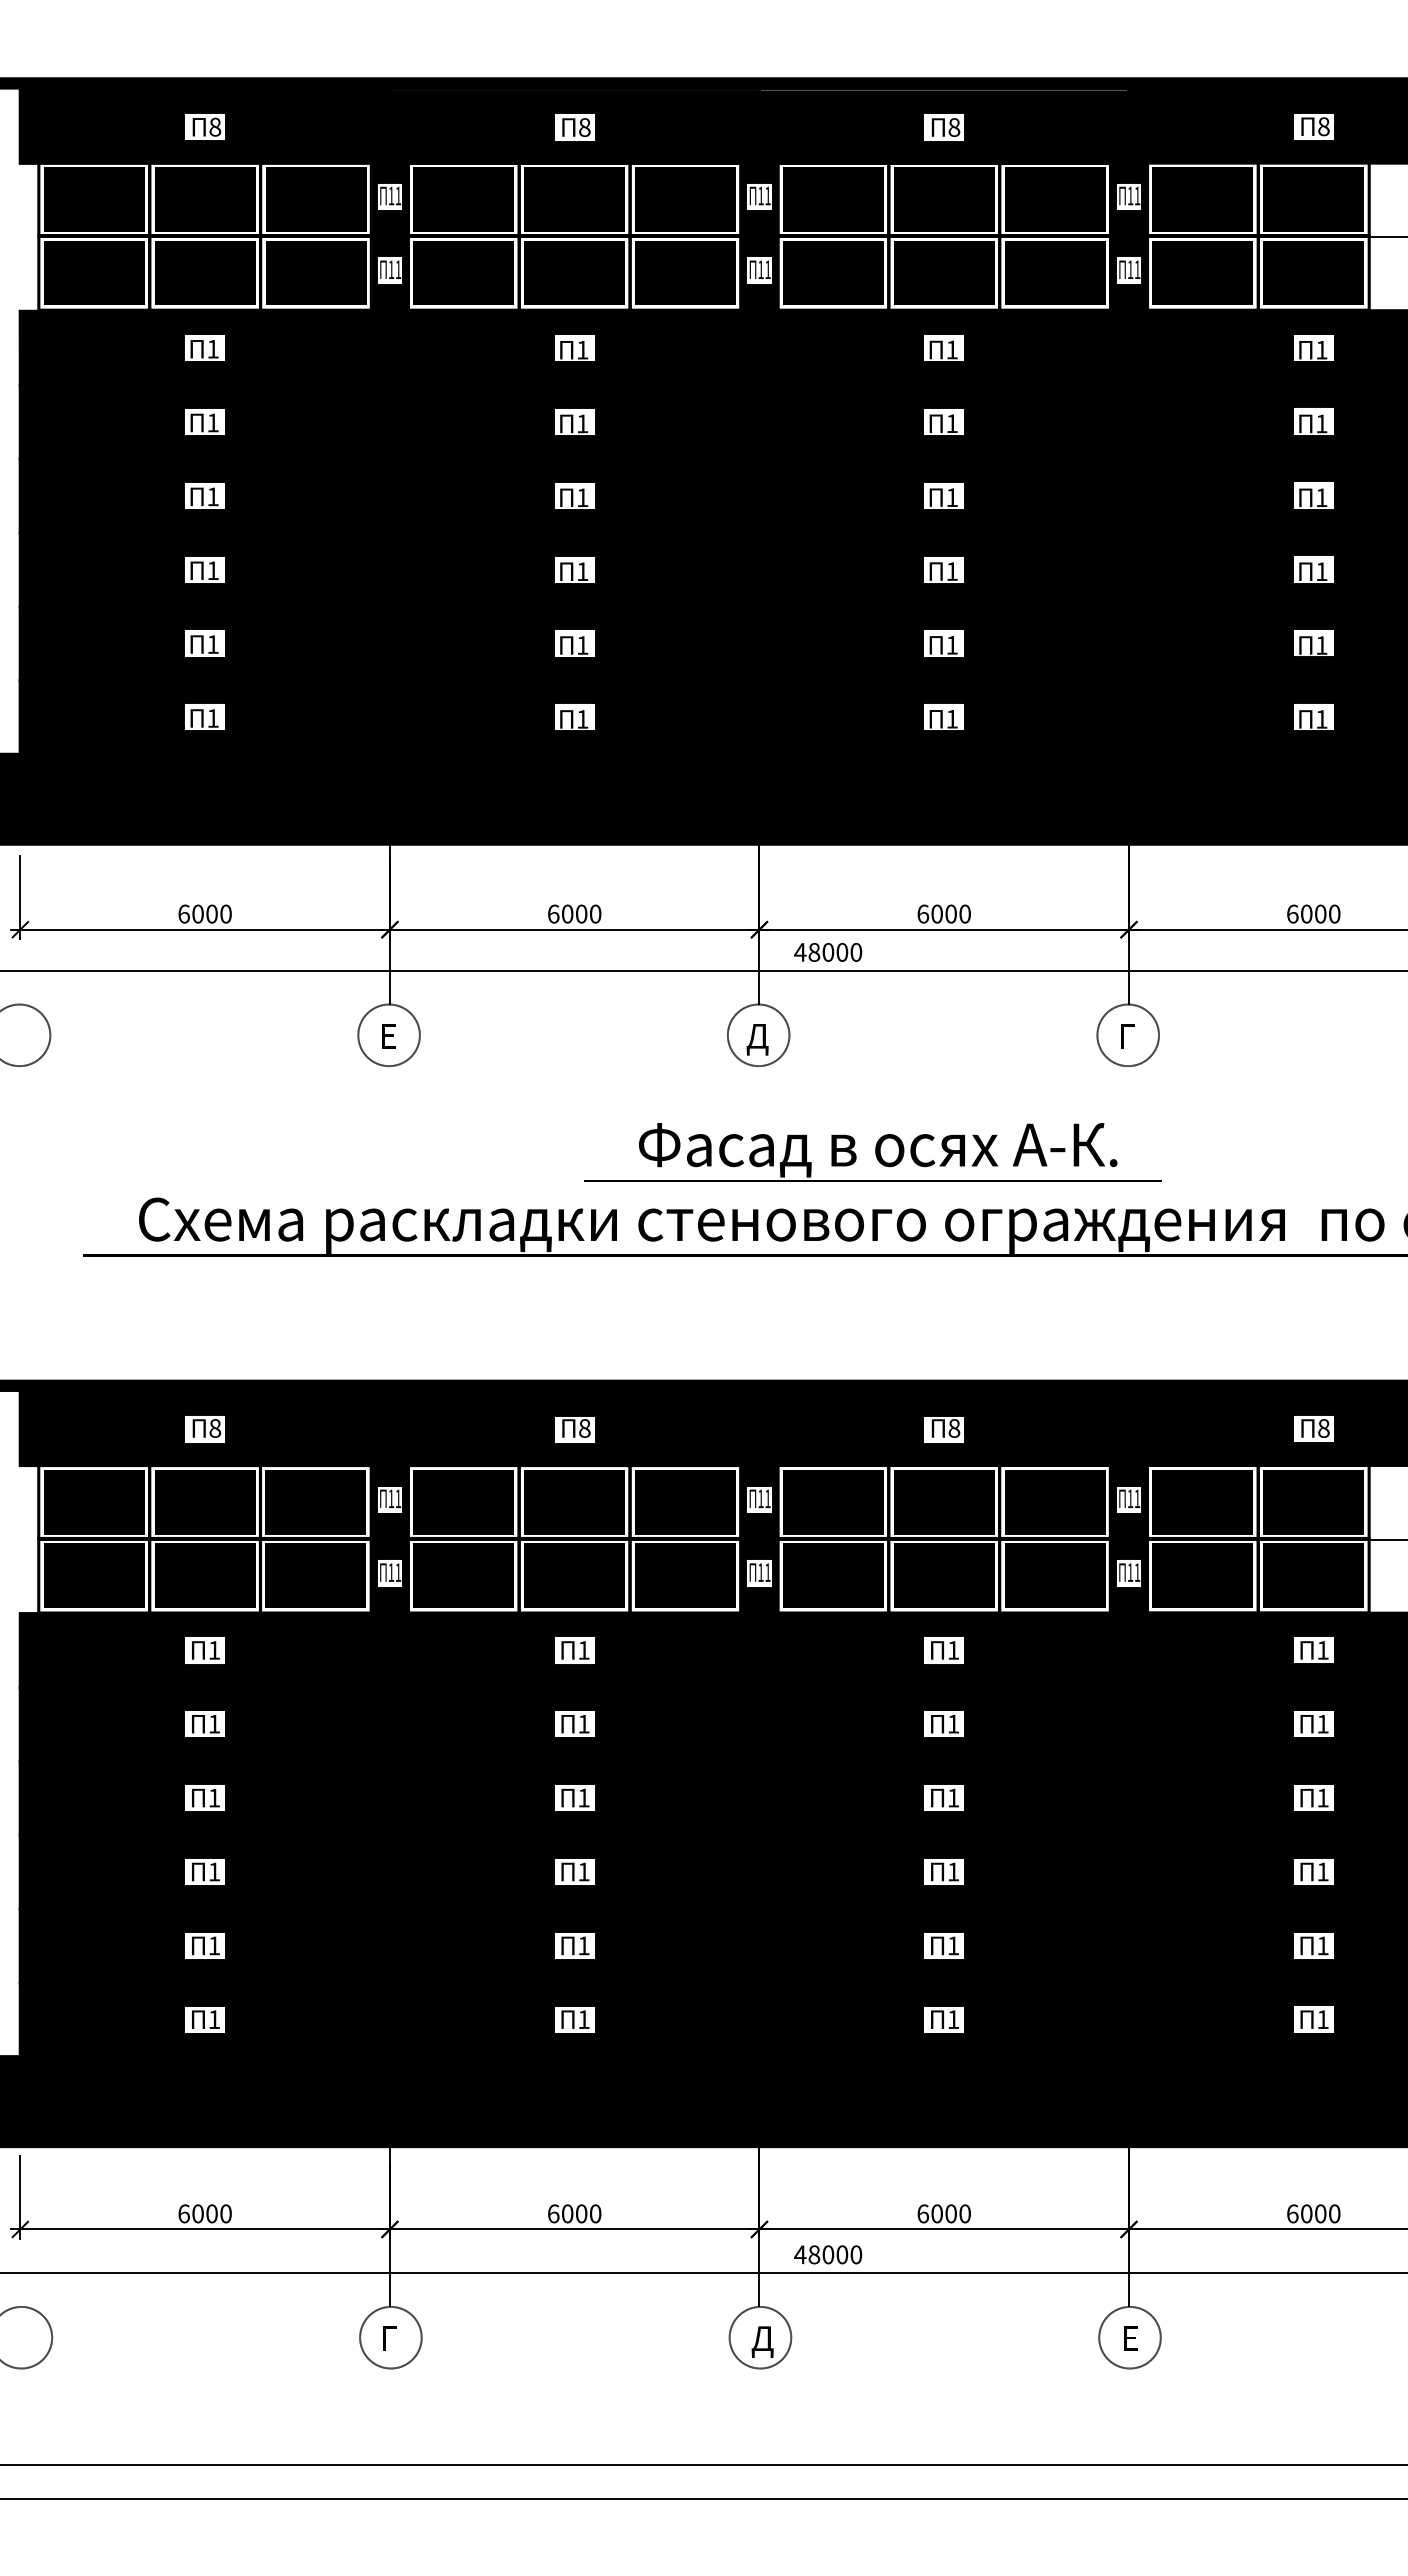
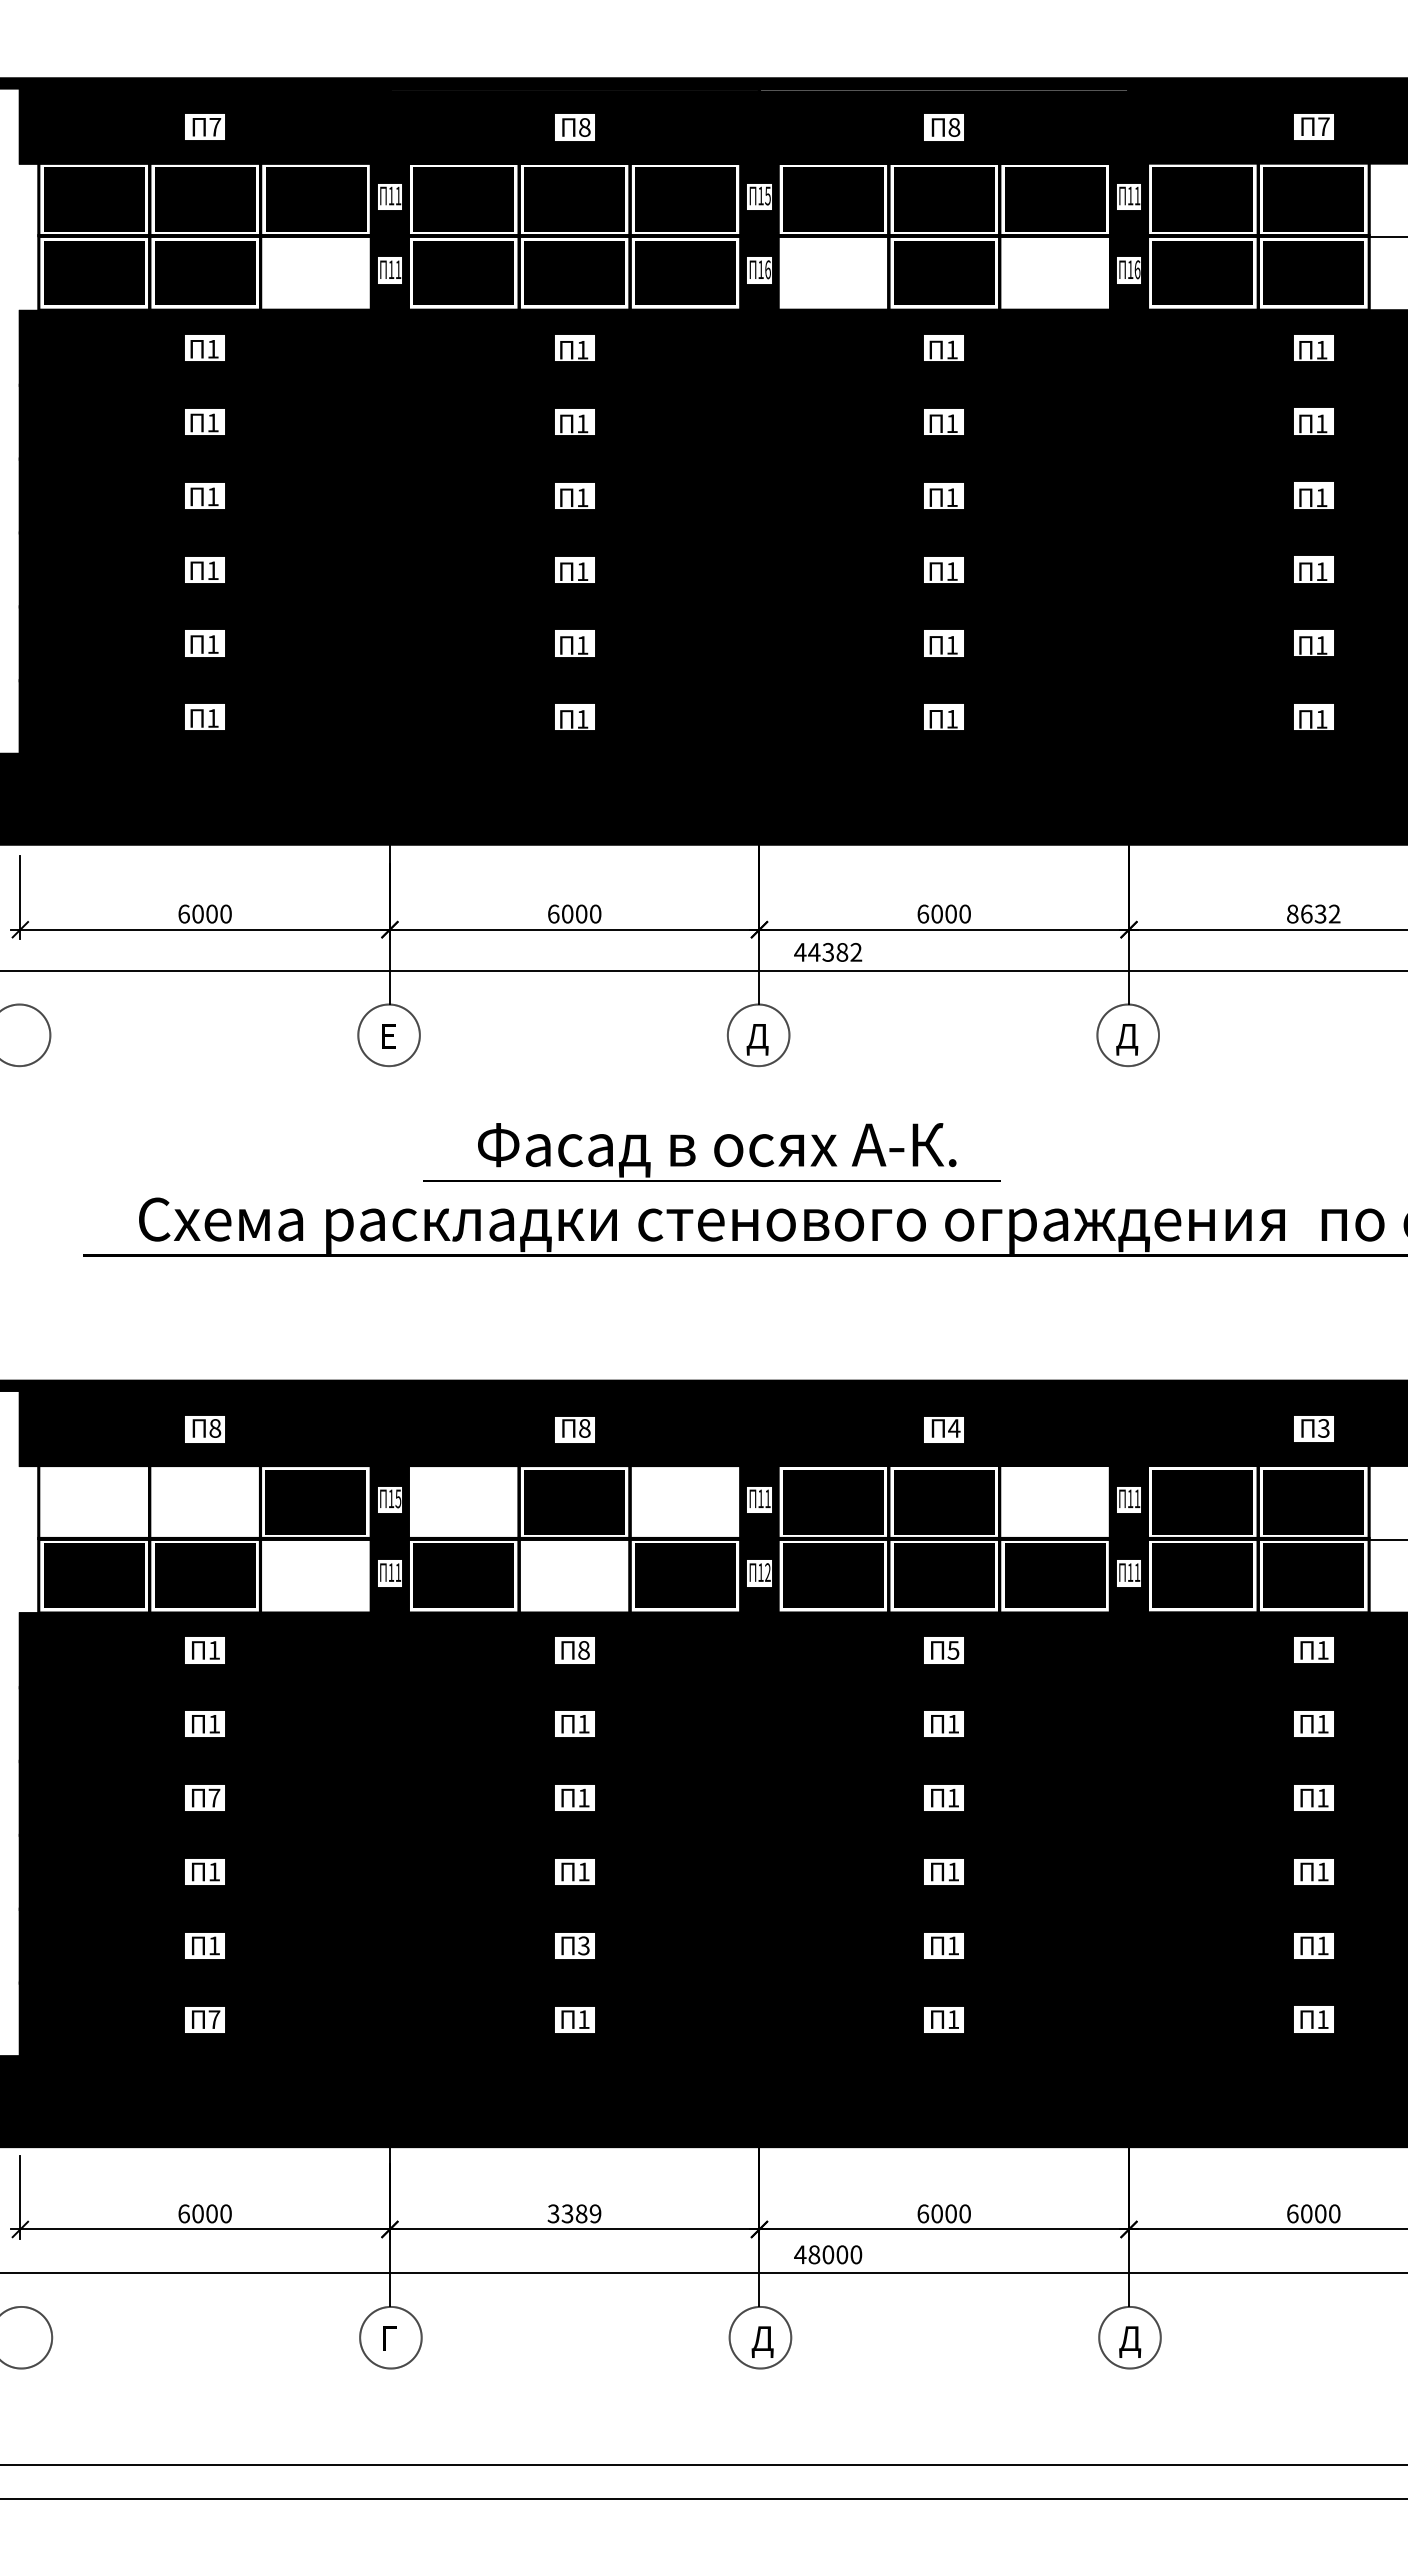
text: 8 -> 7 (215, 126)
text: 8 -> 7 (1323, 126)
text: 11 -> 15 (767, 195)
text: 11 -> 16 (767, 269)
text: 11 -> 16 (1137, 269)
fill: present -> none (315, 272)
fill: present -> none (832, 272)
fill: present -> none (1054, 272)
text: 6000 -> 8632 (1313, 913)
text: 48000 -> 44382 (835, 952)
text: Г -> Д (1127, 1039)
text position: (872, 1152) -> (711, 1152) (711, 1152)
text: 8 -> 4 (954, 1428)
text: 8 -> 3 (1323, 1428)
text: 11 -> 15 (398, 1498)
fill: present -> none (93, 1502)
fill: present -> none (204, 1502)
fill: present -> none (463, 1502)
fill: present -> none (684, 1502)
fill: present -> none (1054, 1502)
text: 11 -> 12 (767, 1572)
fill: present -> none (315, 1575)
fill: present -> none (574, 1575)
text: 1 -> 8 (583, 1650)
text: 1 -> 5 (953, 1650)
text: 1 -> 7 (214, 1797)
text: 1 -> 3 (583, 1945)
text: 1 -> 7 (214, 2019)
text: 6000 -> 3389 (574, 2213)
text: Е -> Д (1130, 2341)
